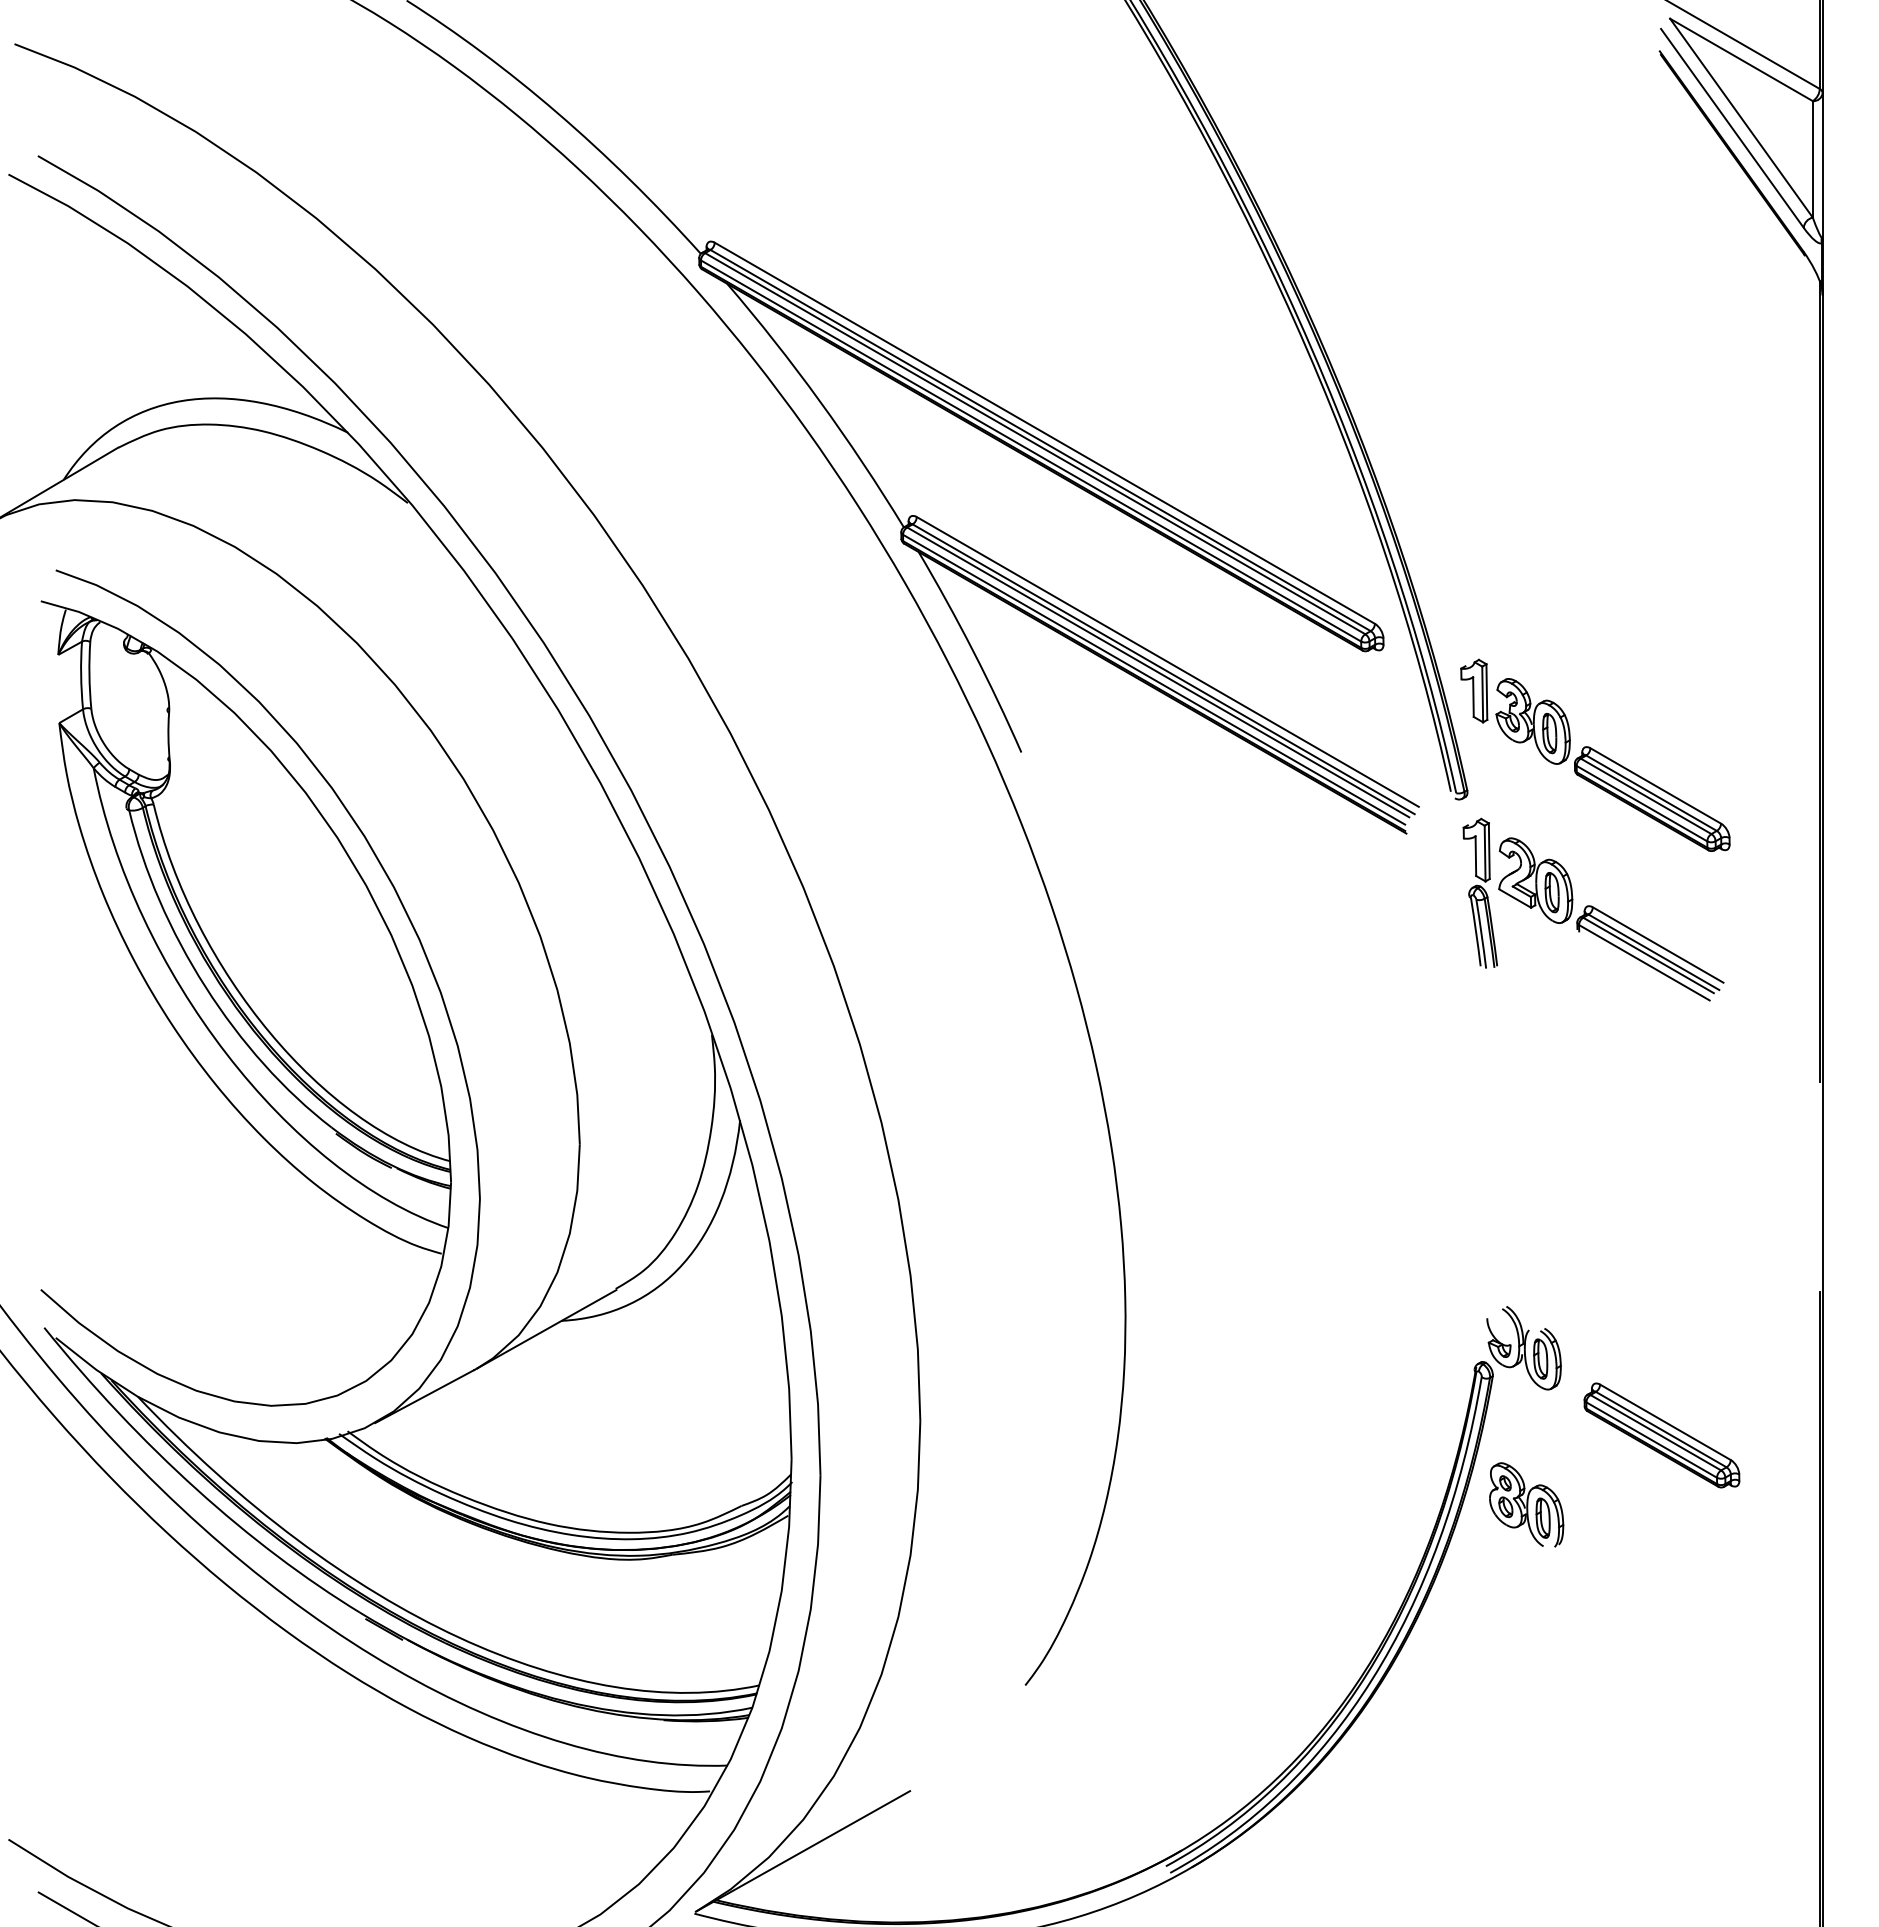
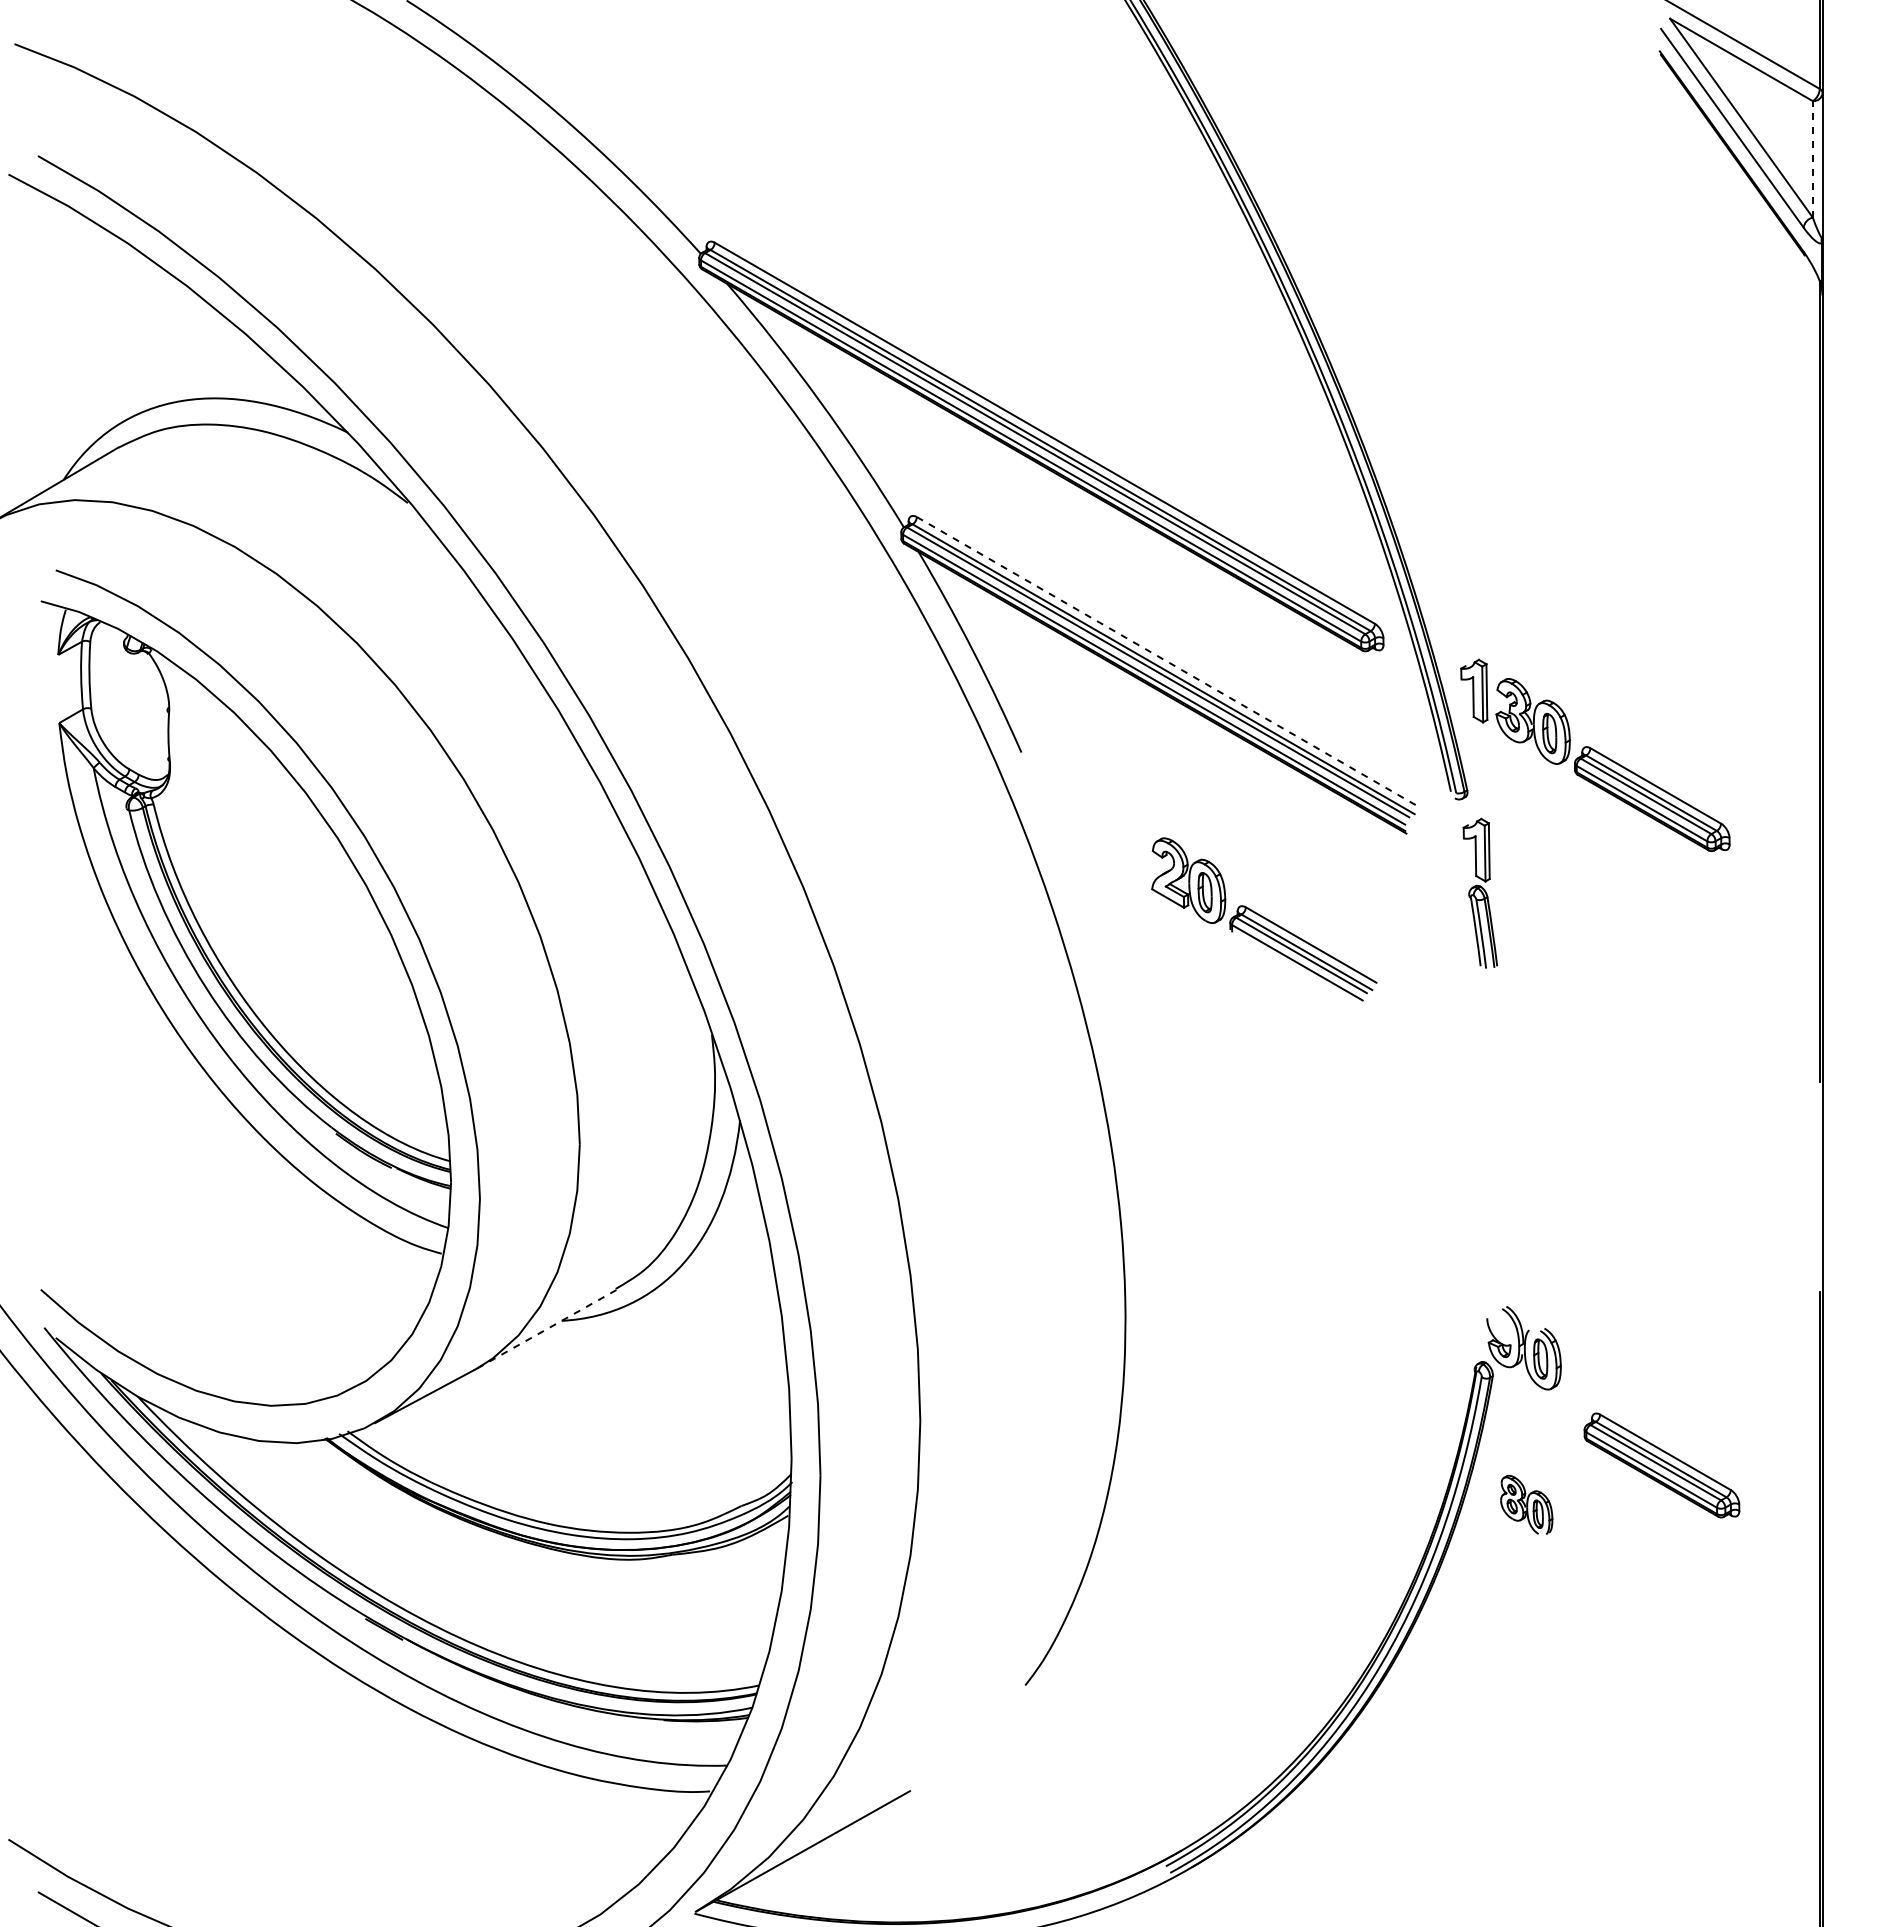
line: solid -> dashed (1812, 158)
line: solid -> dashed (1167, 661)
part position: (1611, 919) -> (1264, 919) (1264, 919)
line: solid -> dashed (546, 1329)
part position: (1661, 1435) -> (1661, 1465) (1661, 1465)
part size: 76x86 px -> 54x61 px (1526, 1504)
